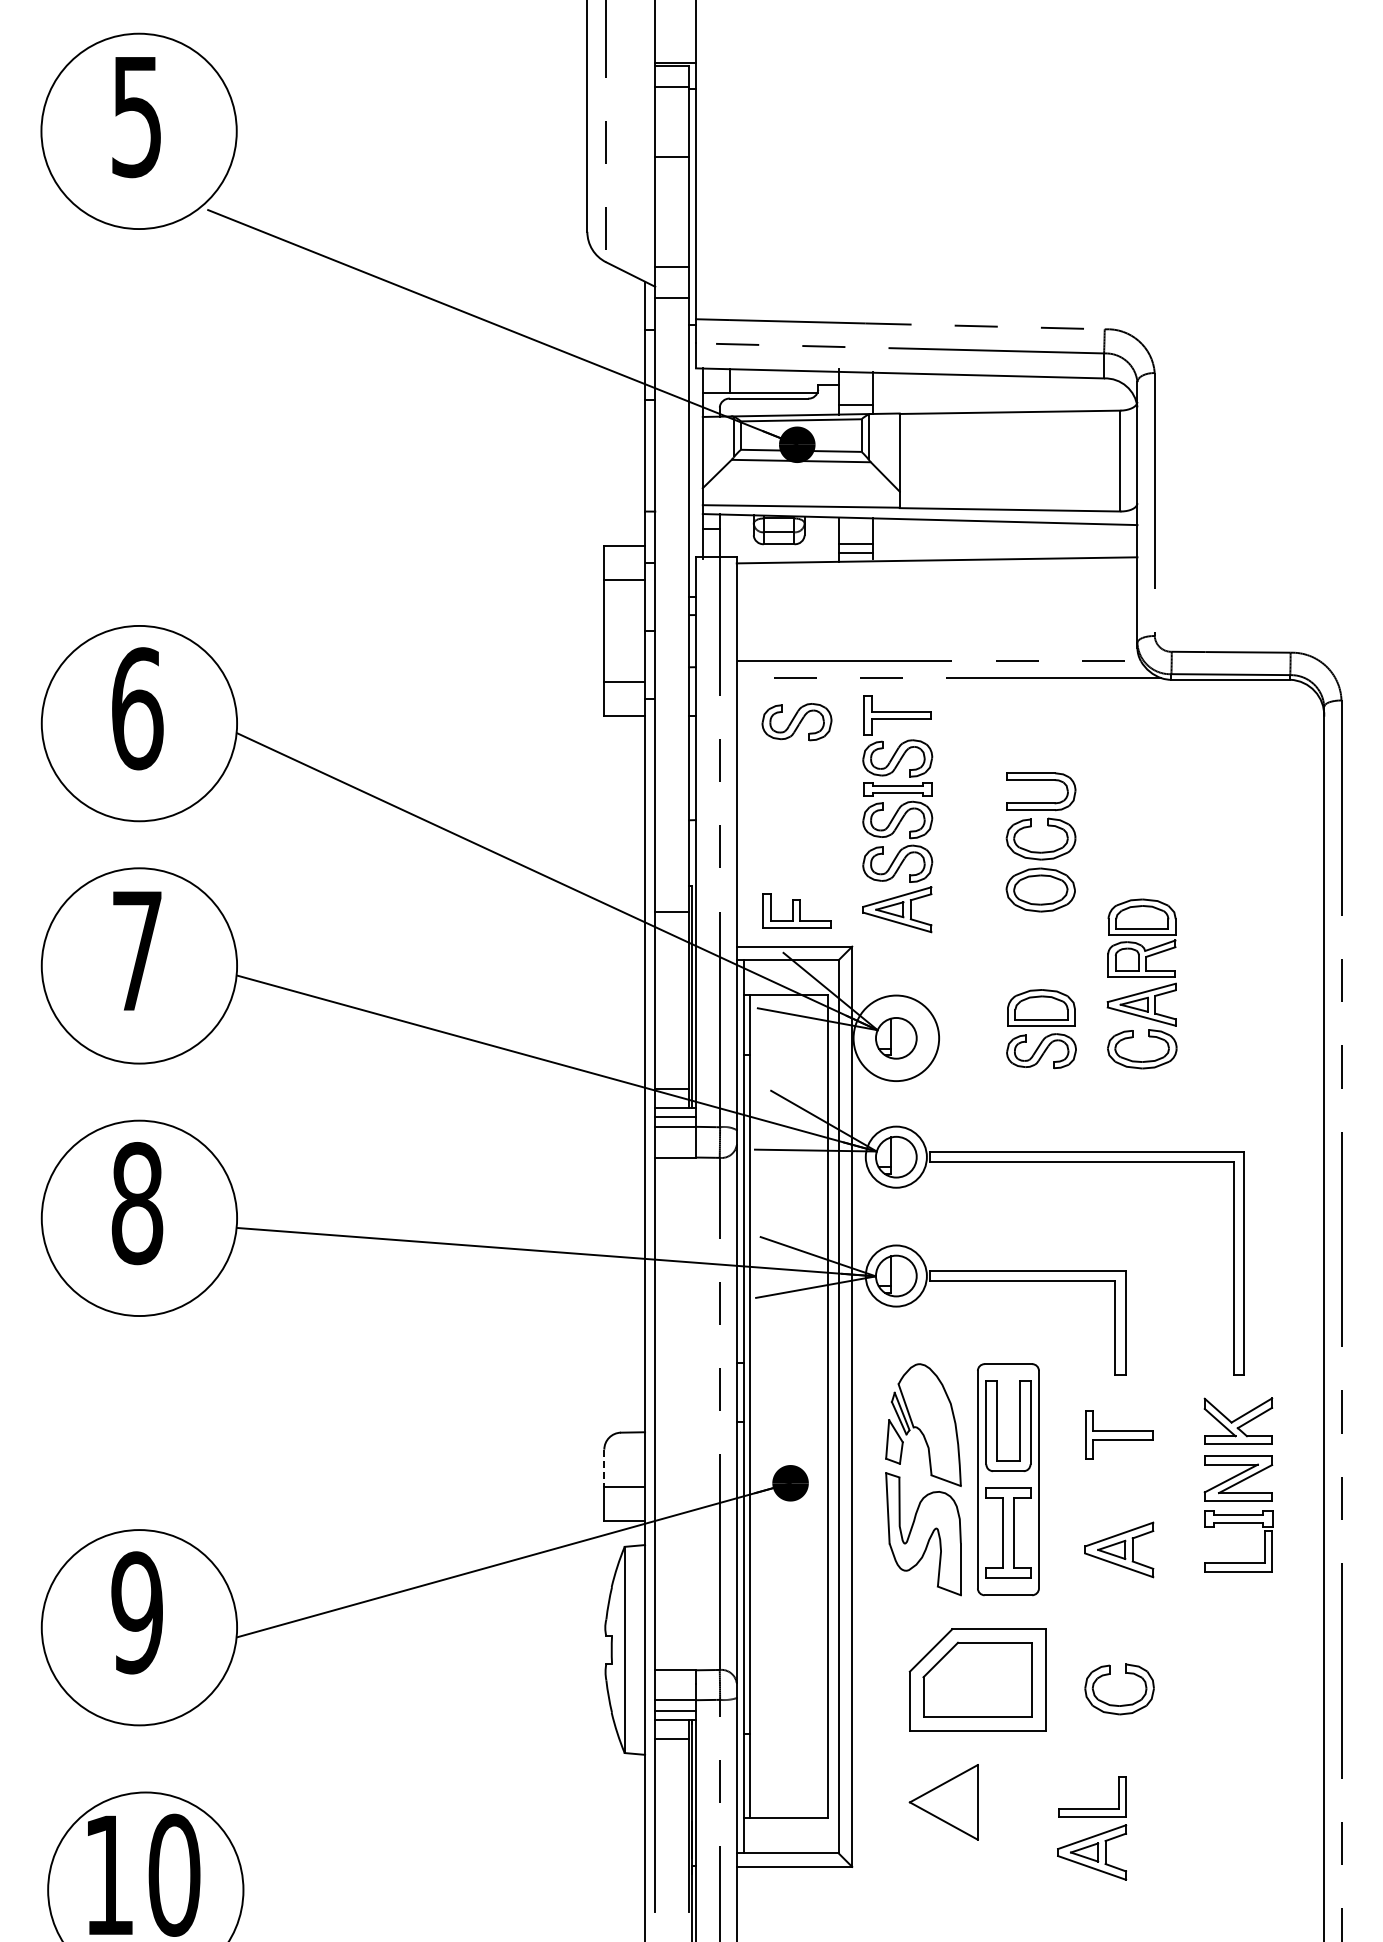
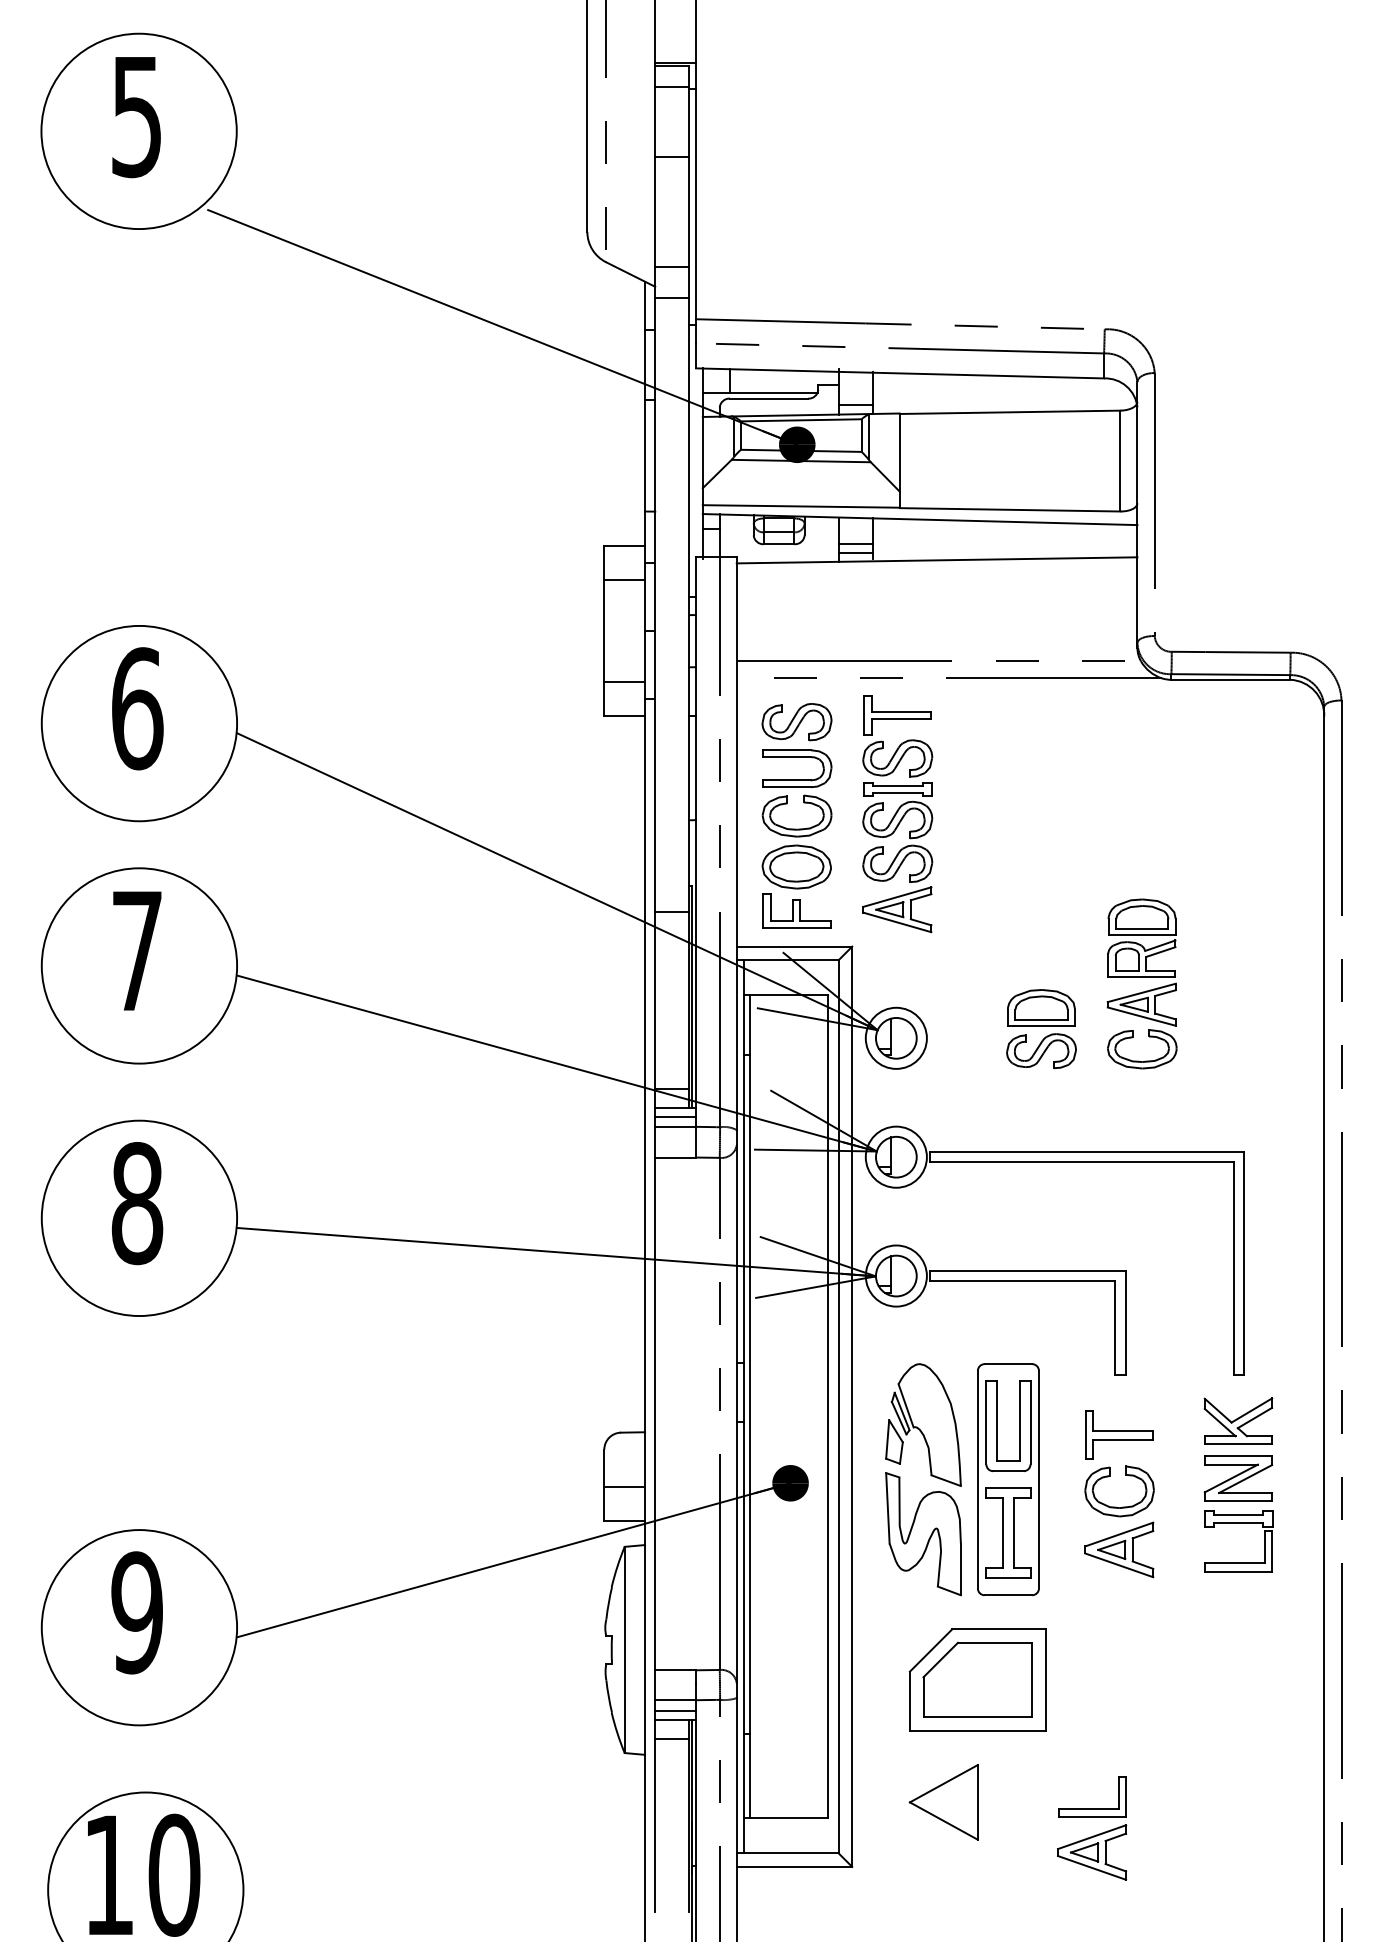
part position: (1040, 851) -> (796, 828) (796, 828)
circle diameter: 86 px -> 61 px (895, 1037)
line: dashed -> solid (604, 1468)
part position: (1116, 1704) -> (1116, 1506) (1116, 1506)
